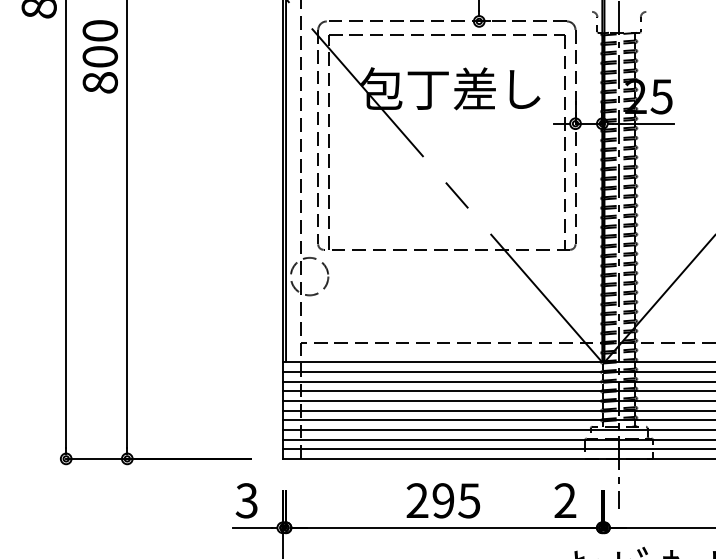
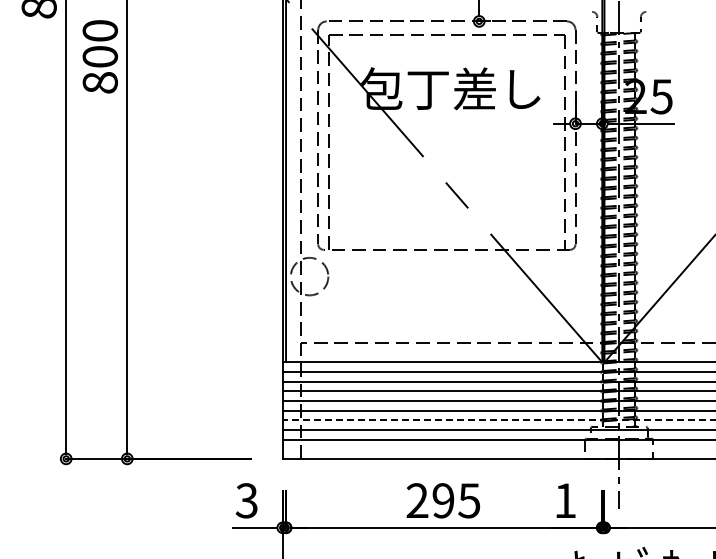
line: solid -> dashed (498, 420)
line: present -> none (497, 449)
text: 2 -> 1 (565, 500)
